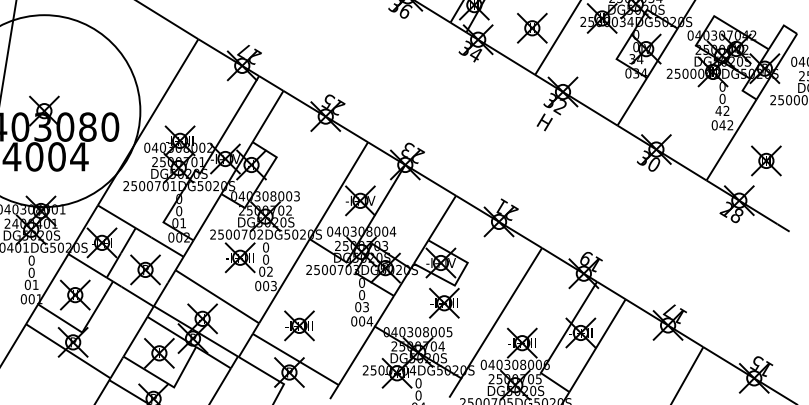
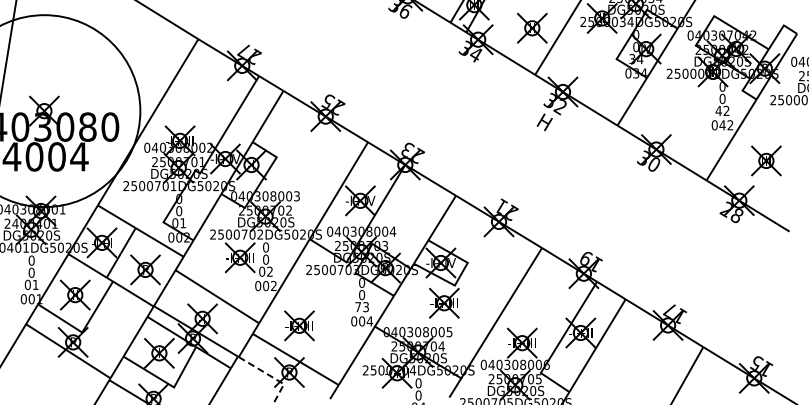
text: 003 -> 002 (273, 286)
text: 03 -> 73 (358, 307)
line: solid -> dashed (272, 377)
